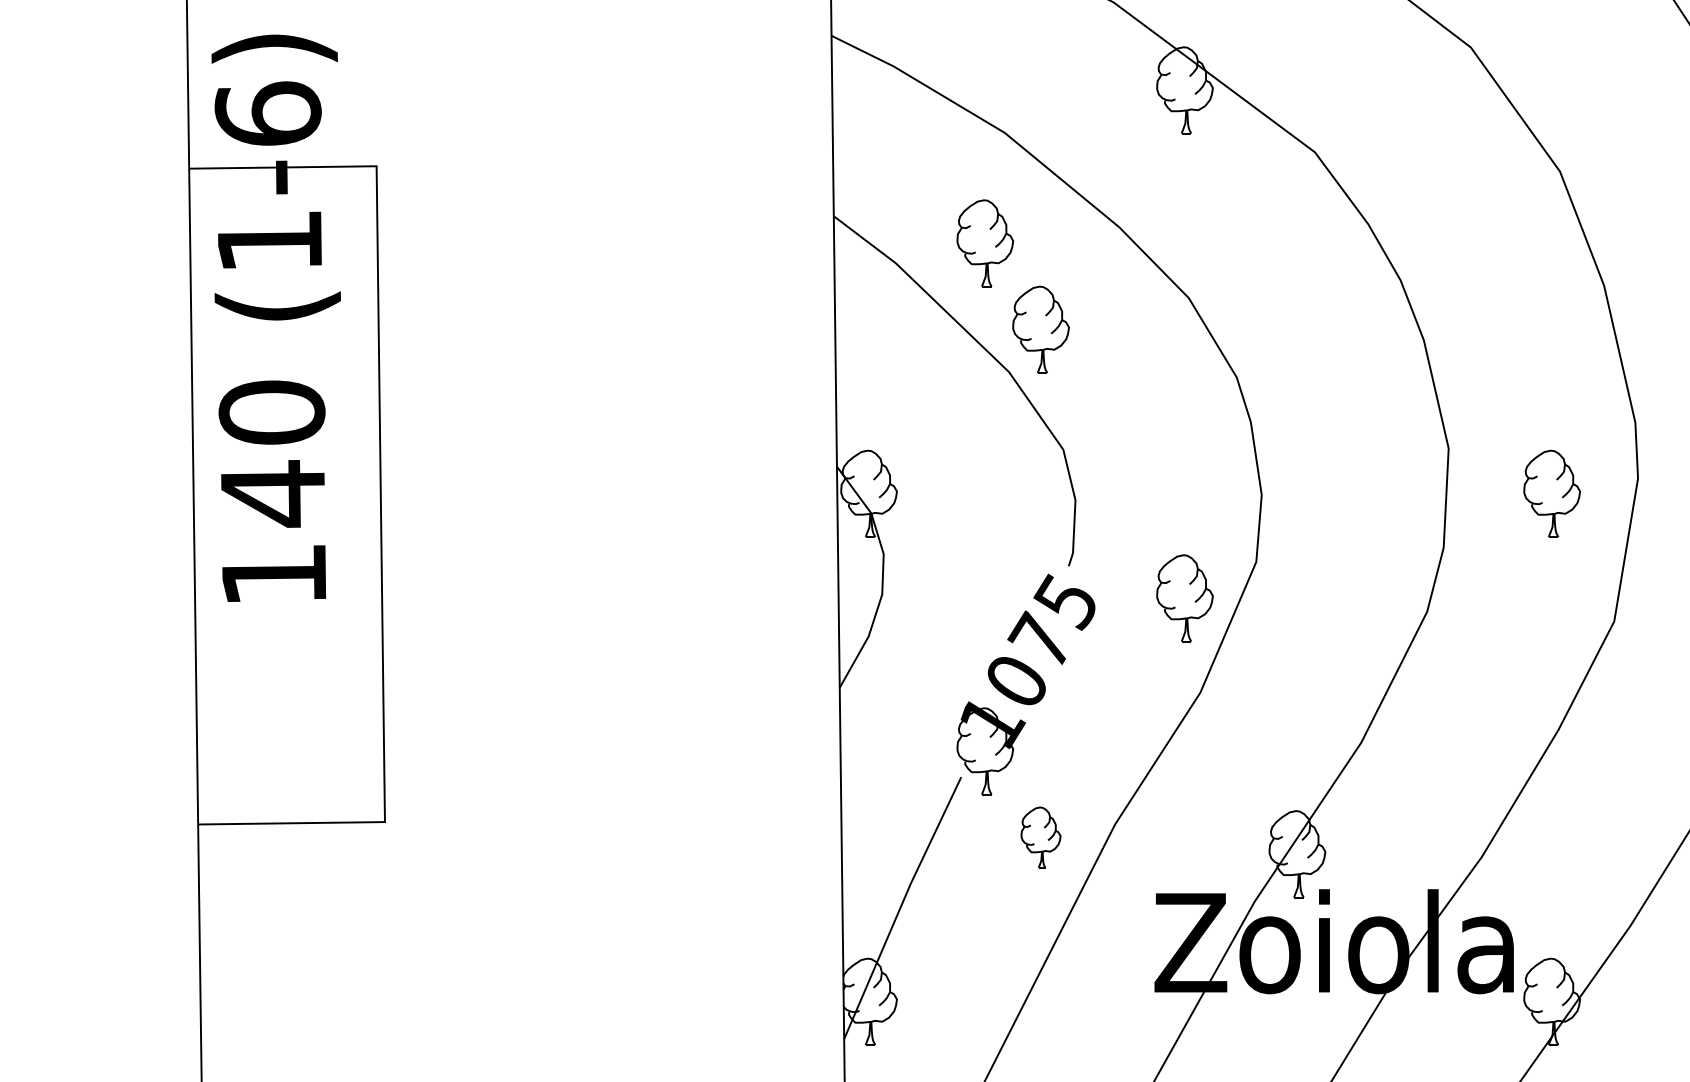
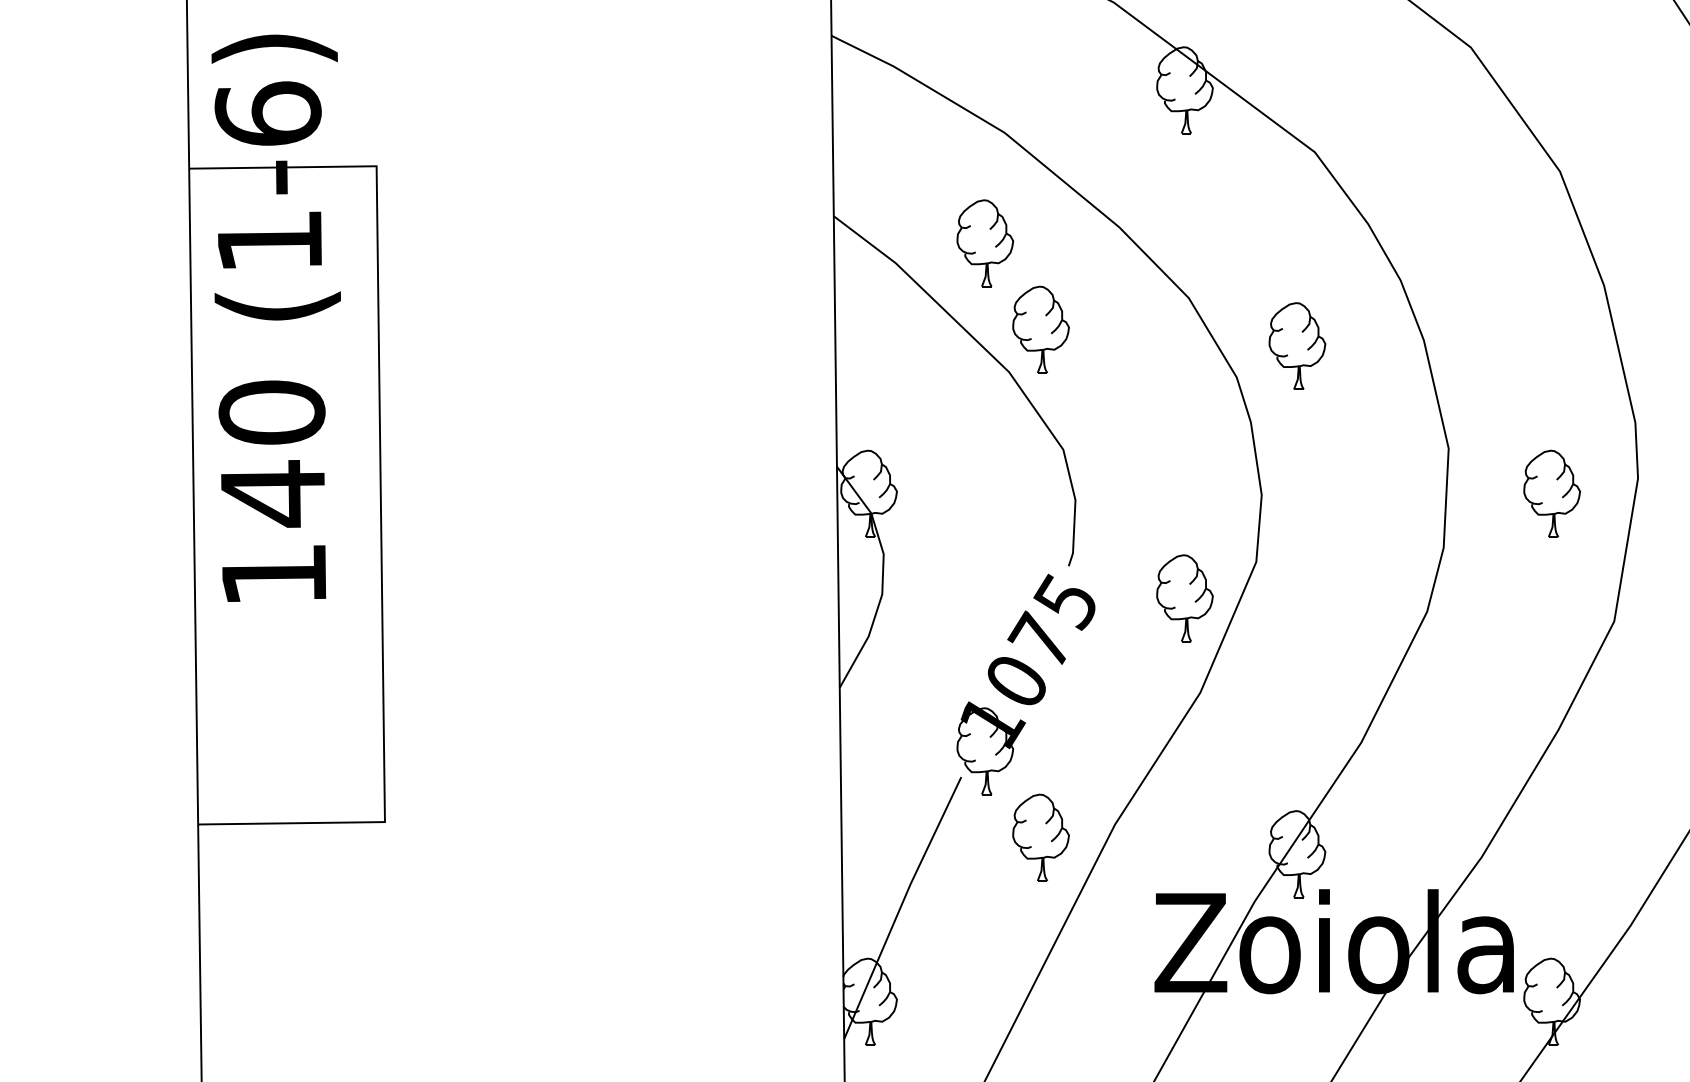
part: none -> present (1297, 345)
part size: 42x63 px -> 58x89 px (1040, 837)
